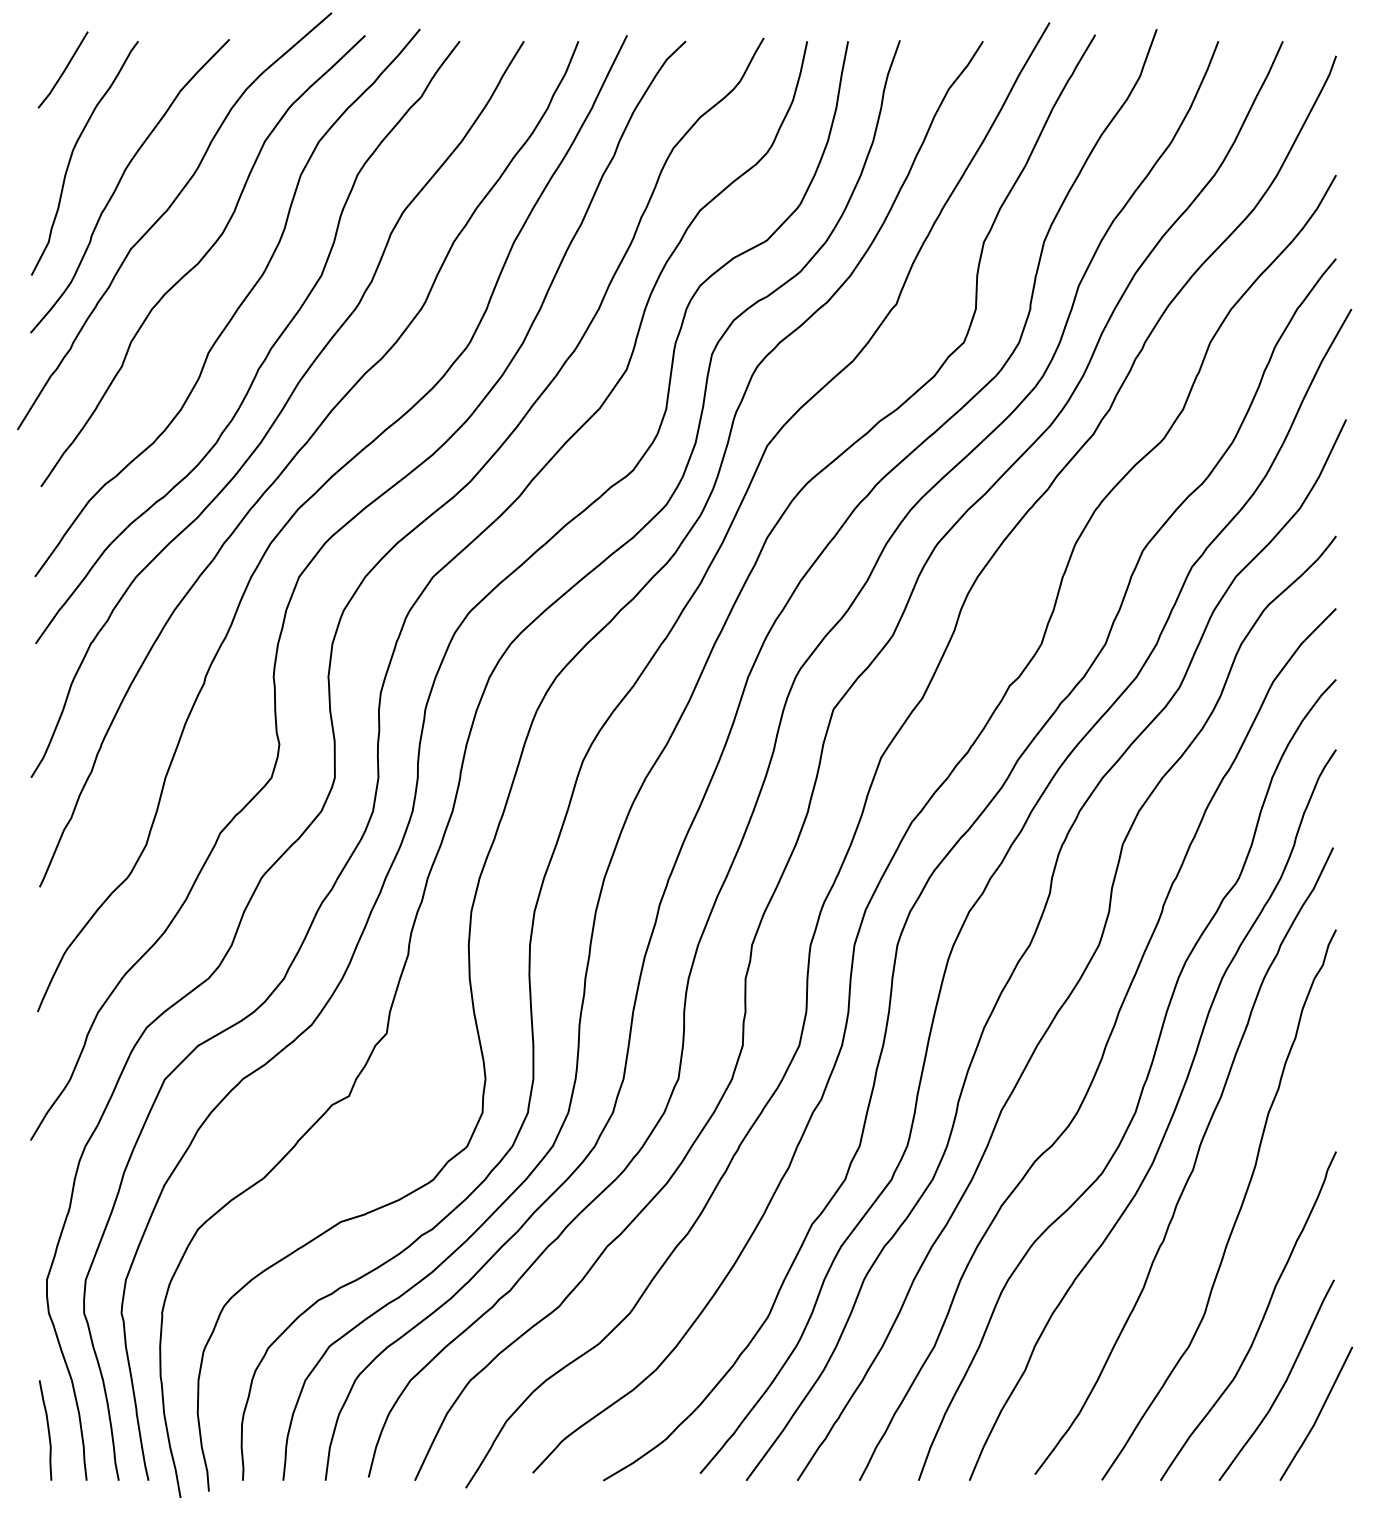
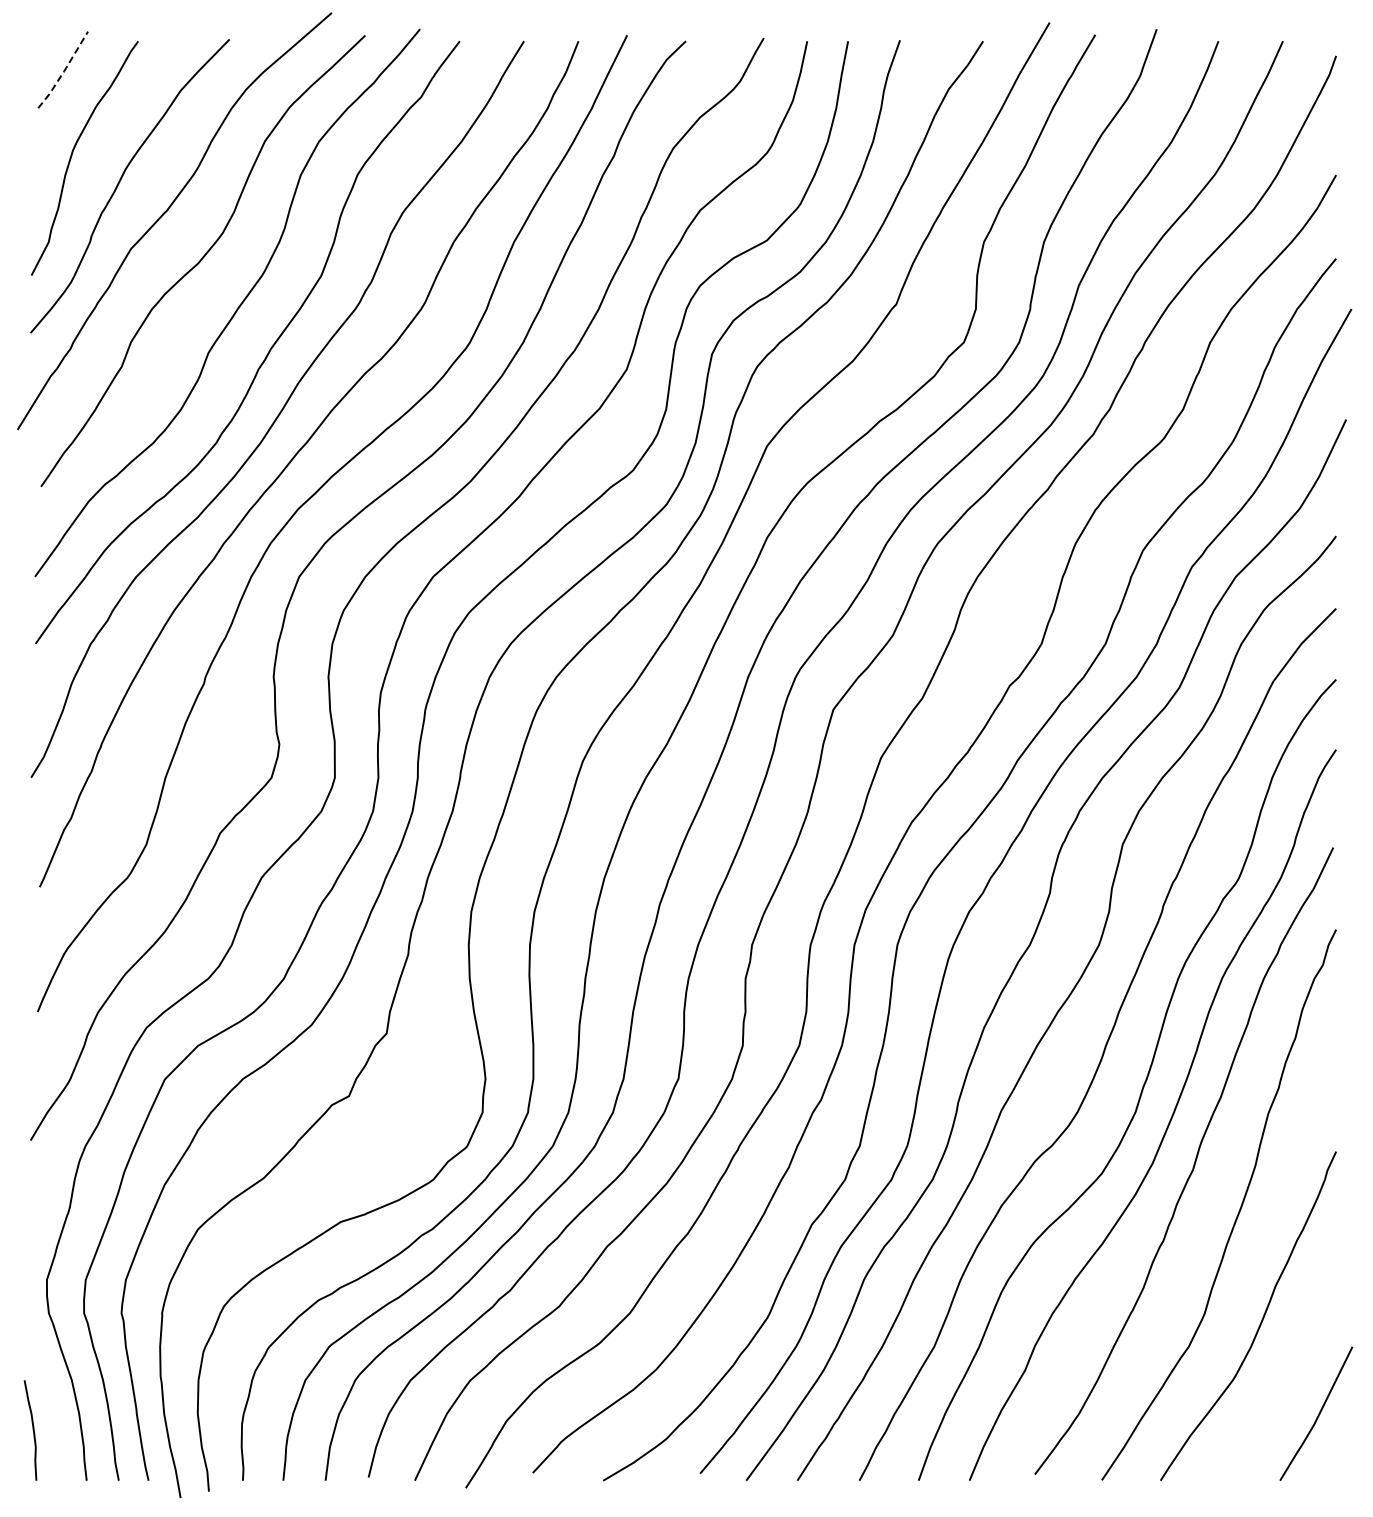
line: solid -> dashed (64, 71)
curve: present -> none (1283, 1383)
curve position: (47, 1430) -> (32, 1430) (32, 1430)
